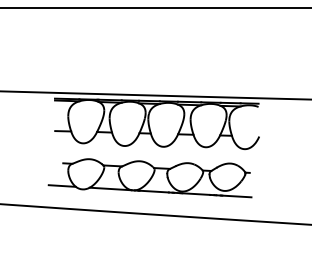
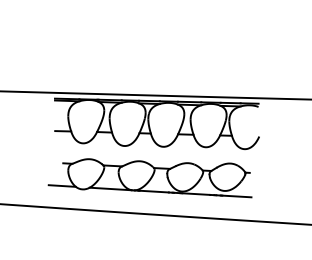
line: present -> none (155, 8)
